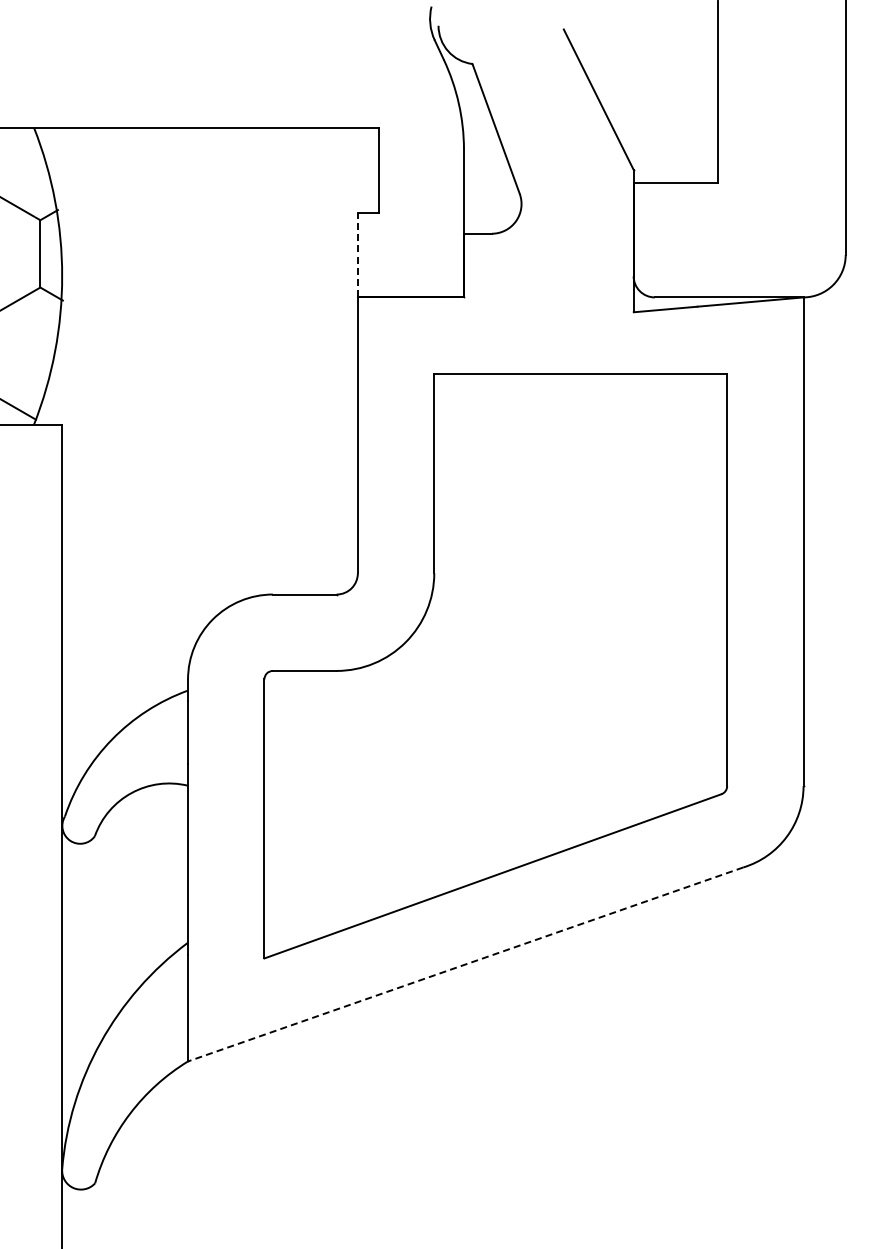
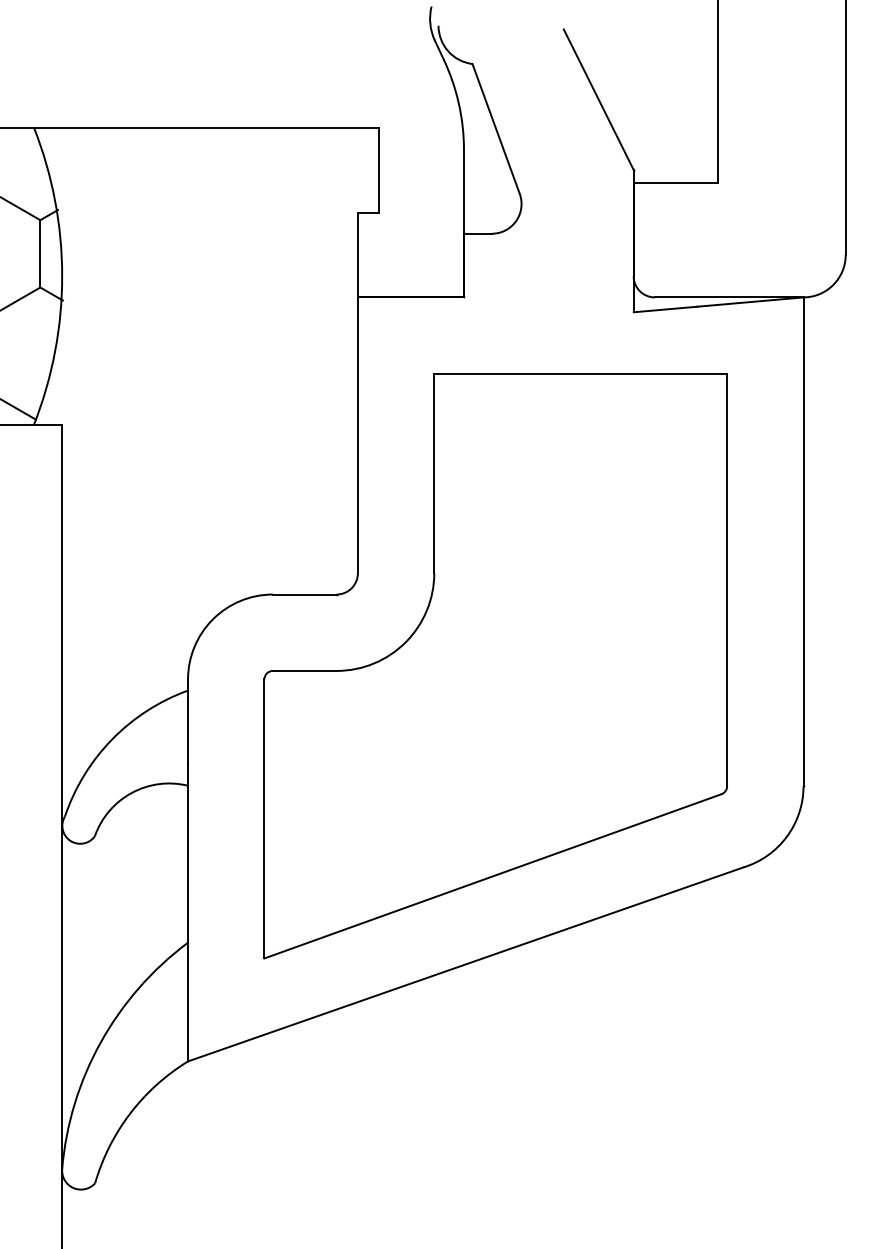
line: dashed -> solid (357, 254)
line: dashed -> solid (465, 964)
